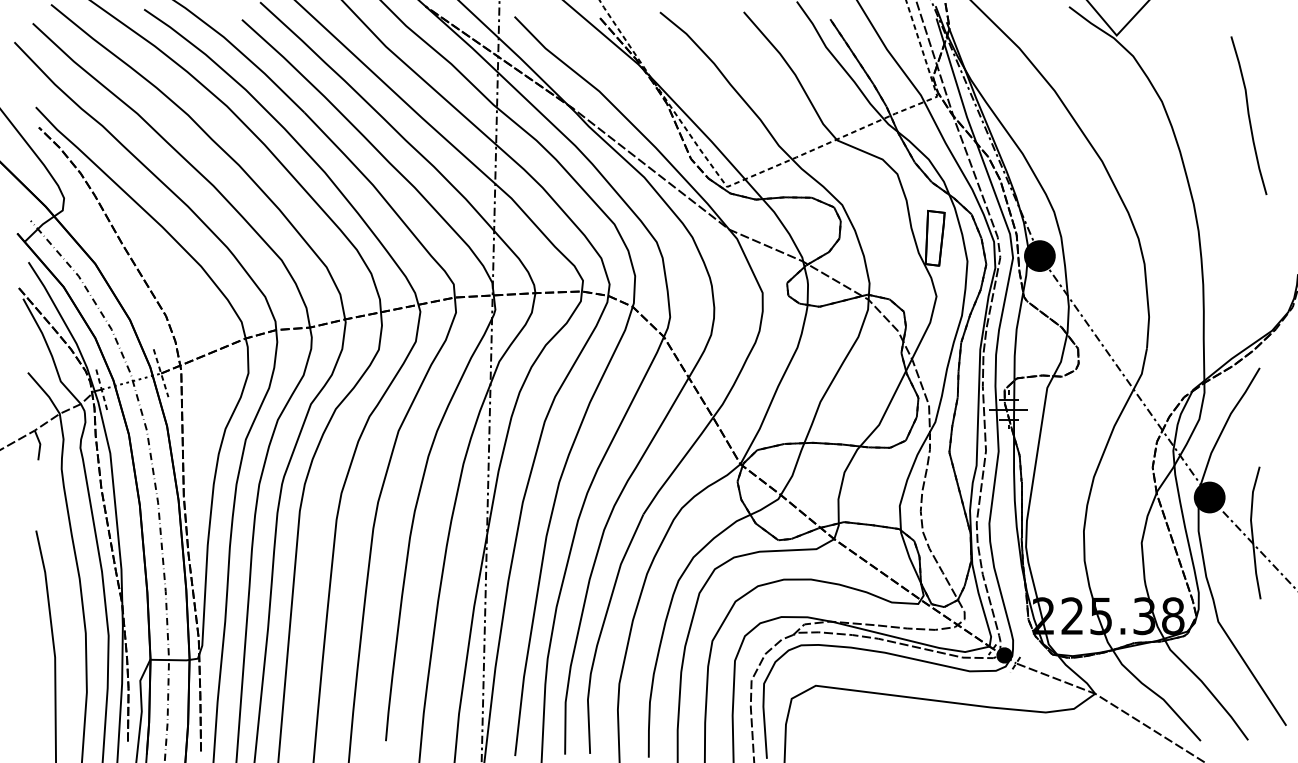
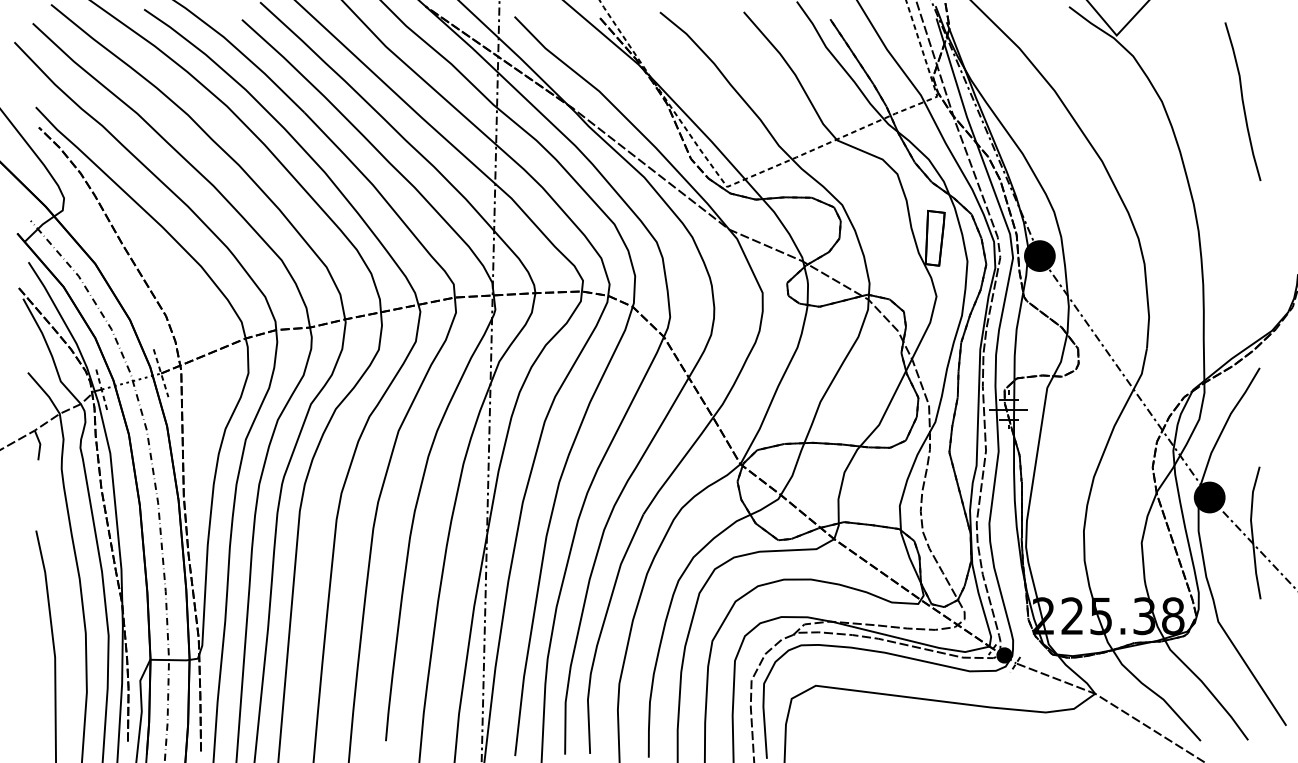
curve position: (1248, 115) -> (1242, 101) (1242, 101)
